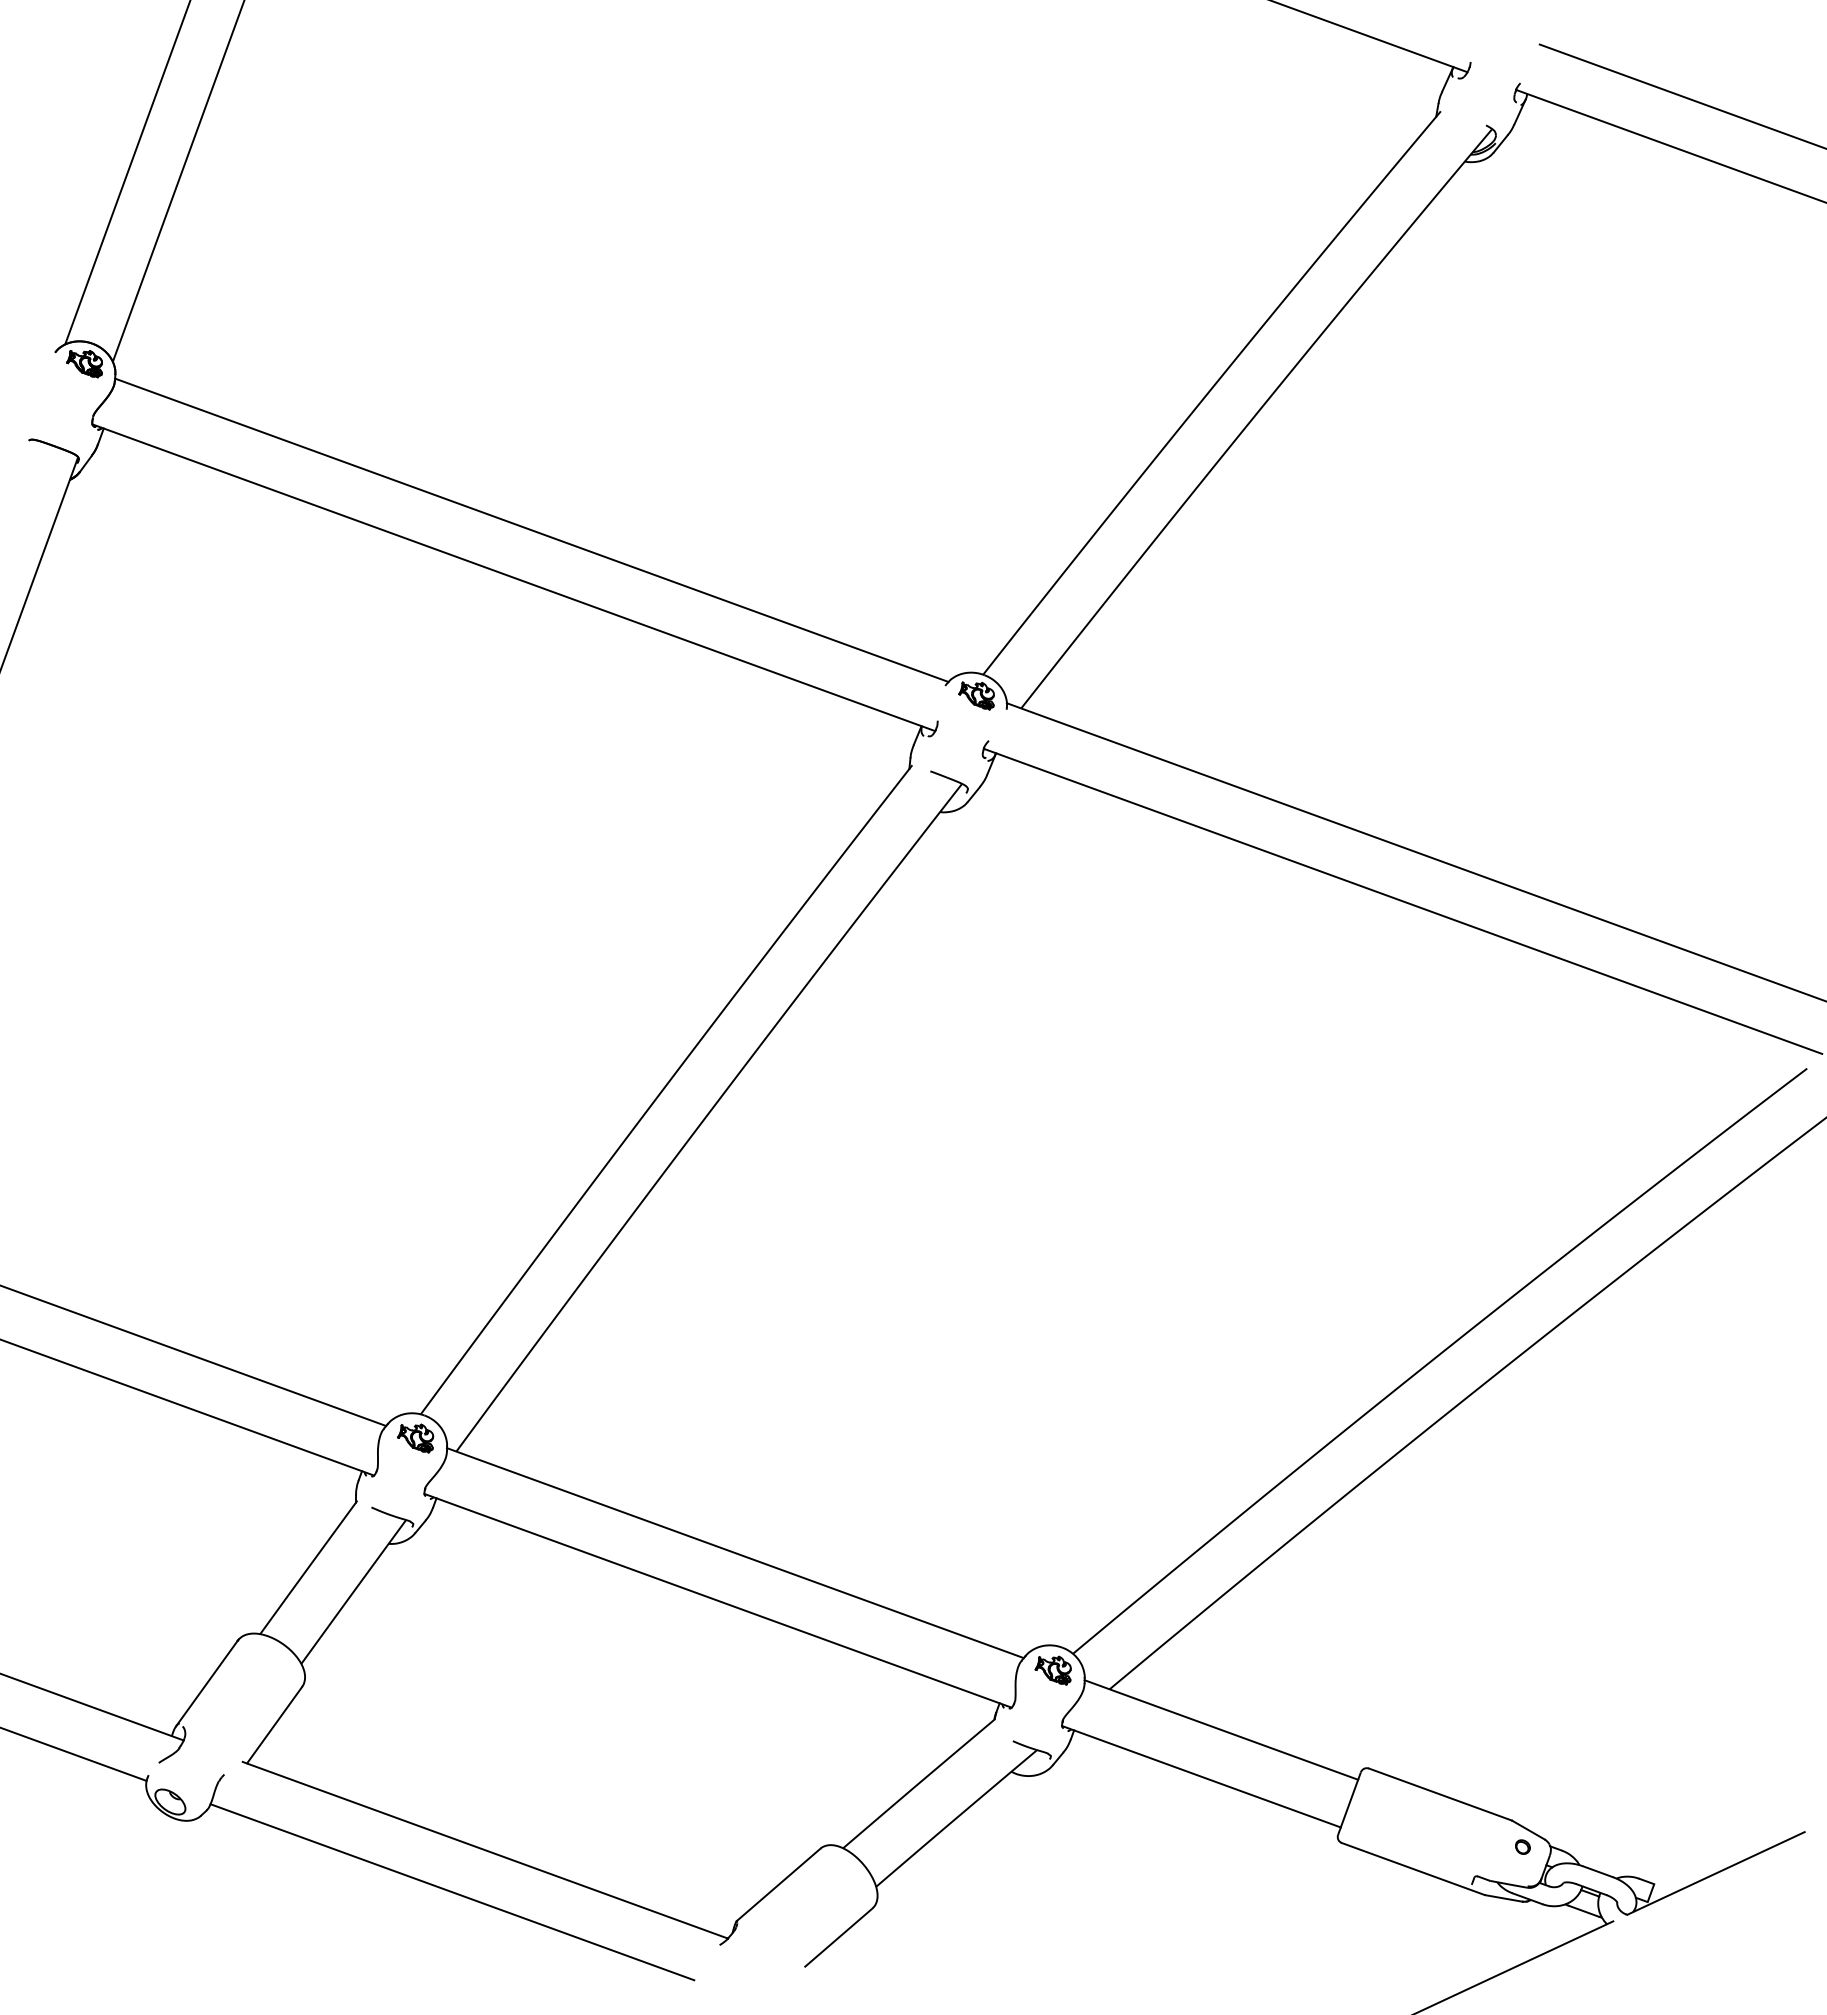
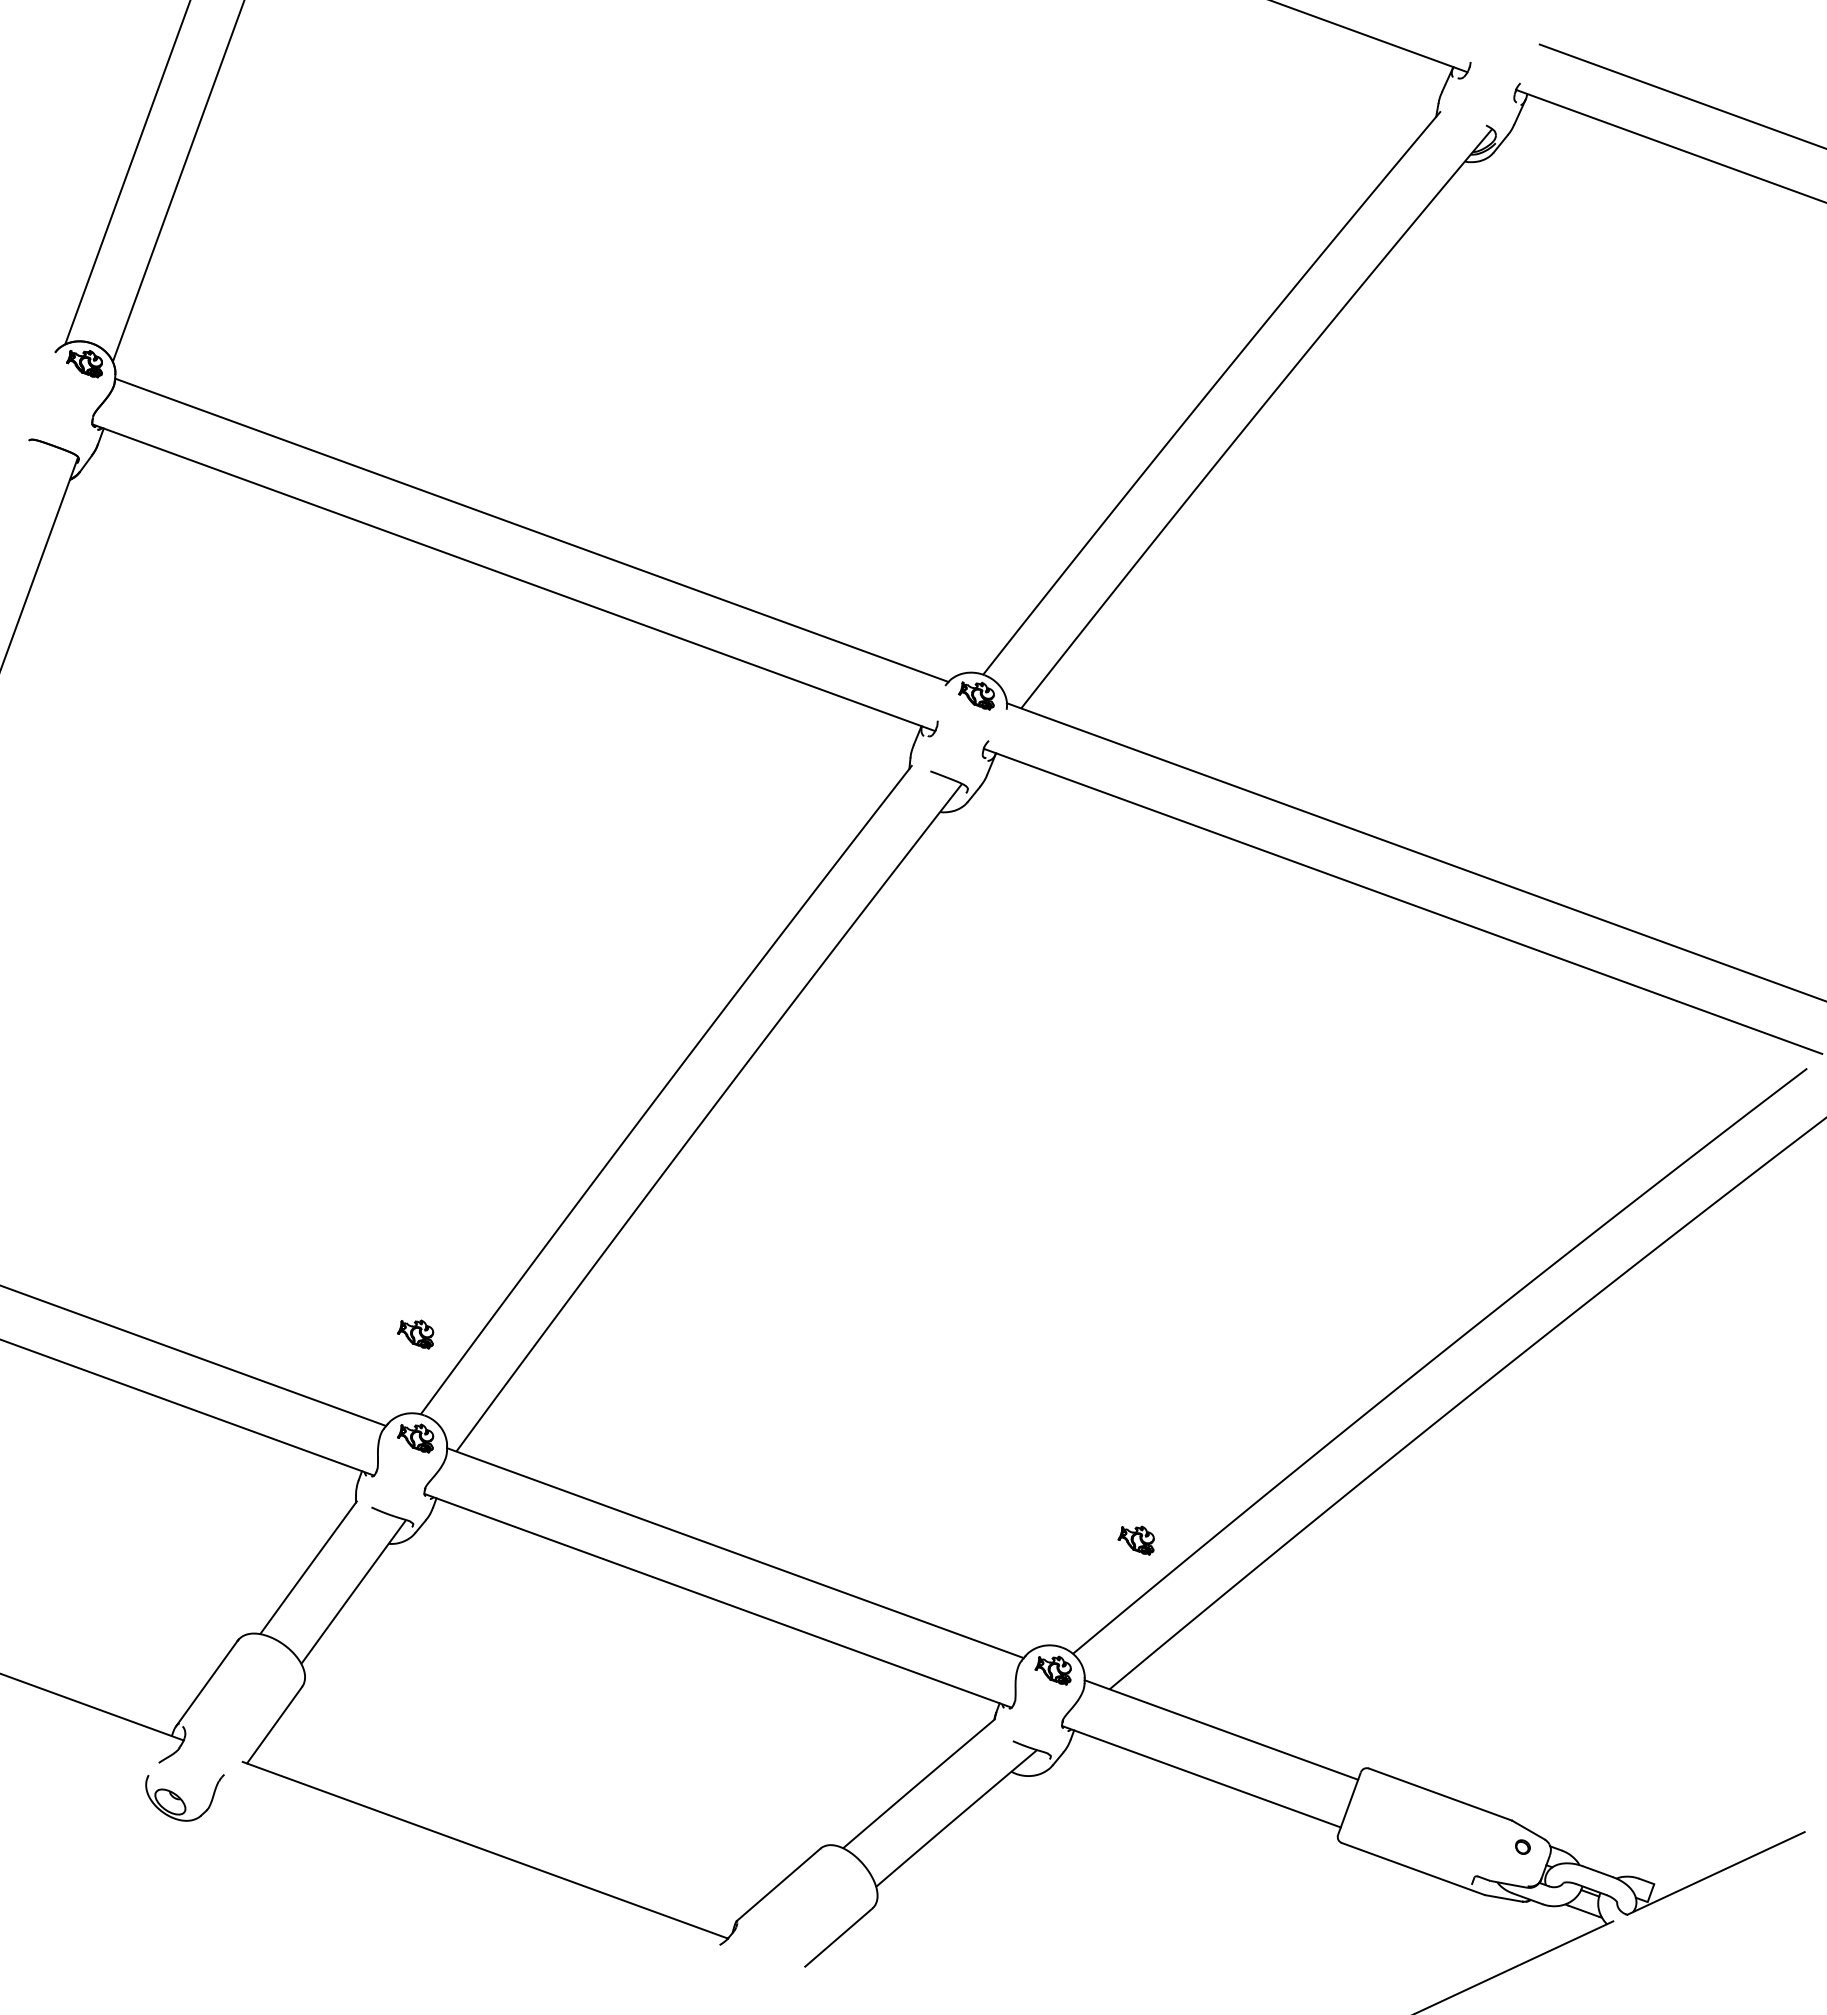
part: none -> present (415, 1334)
part: none -> present (1135, 1540)
line: present -> none (74, 1754)
line: present -> none (452, 1892)
